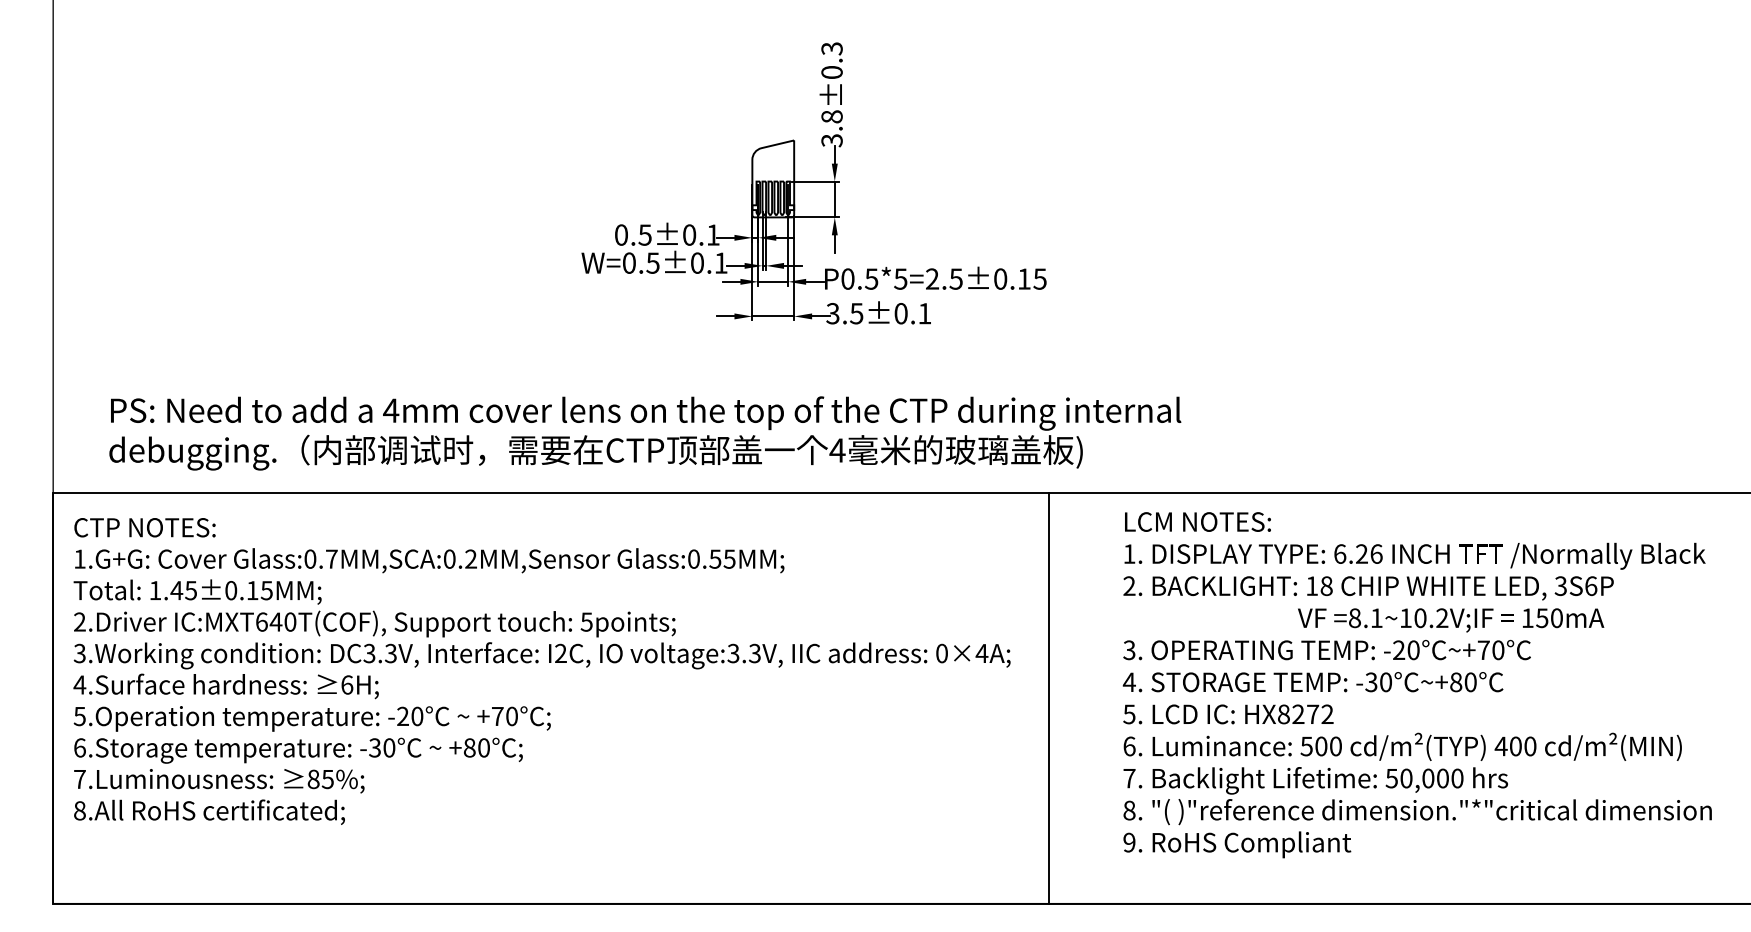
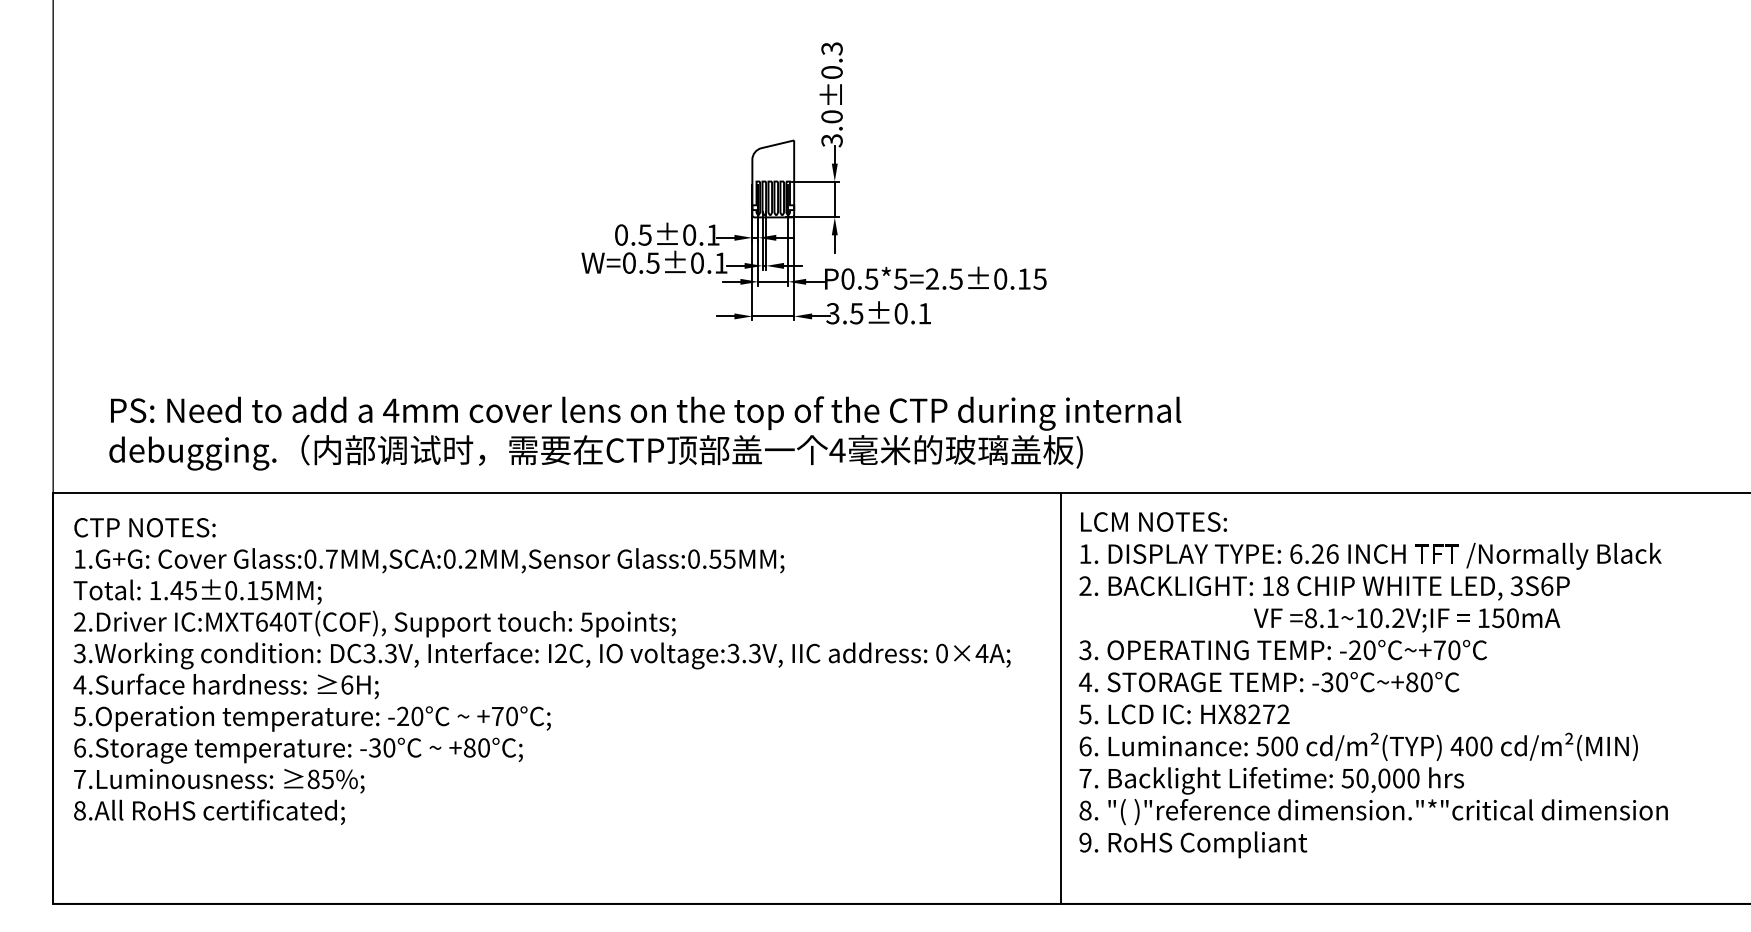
text: 3.8 -> 3.0 (831, 116)
text position: (1416, 685) -> (1372, 685) (1372, 685)
line position: (1048, 697) -> (1060, 697) (1060, 697)
